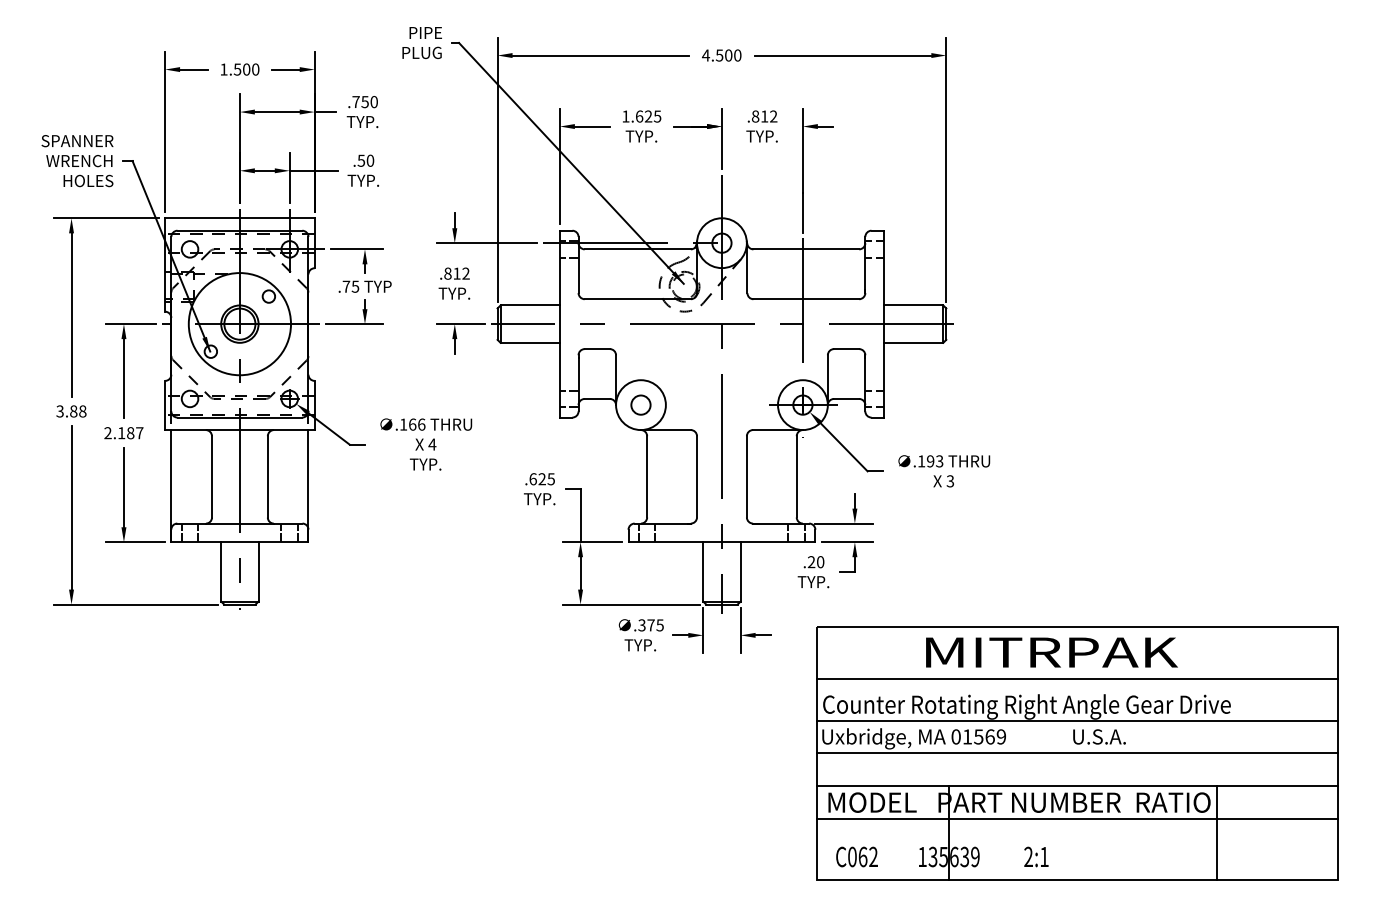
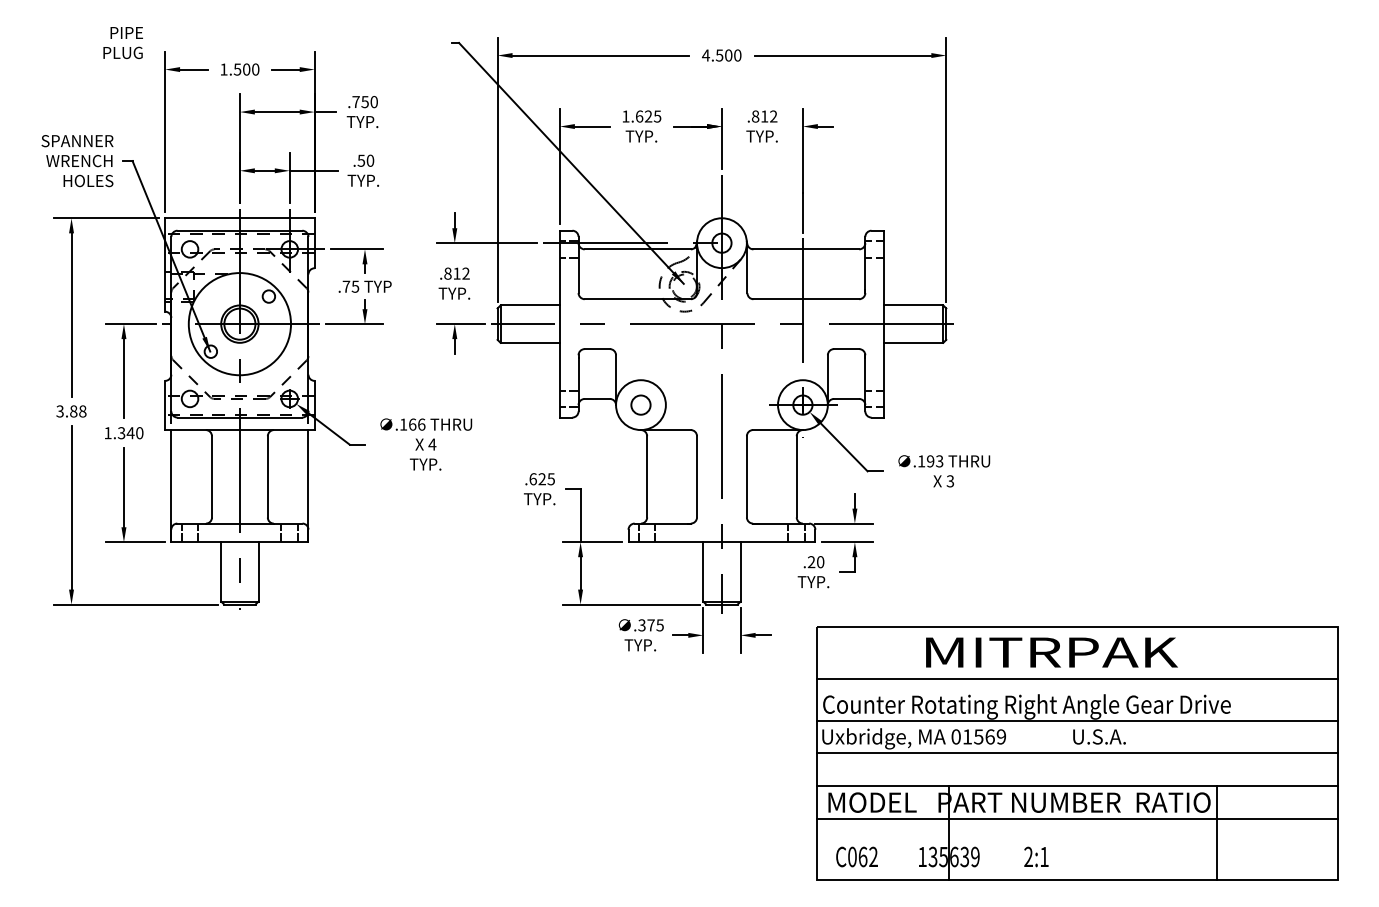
text position: (421, 42) -> (122, 42) (122, 42)
text: 2.187 -> 1.340 (123, 433)
